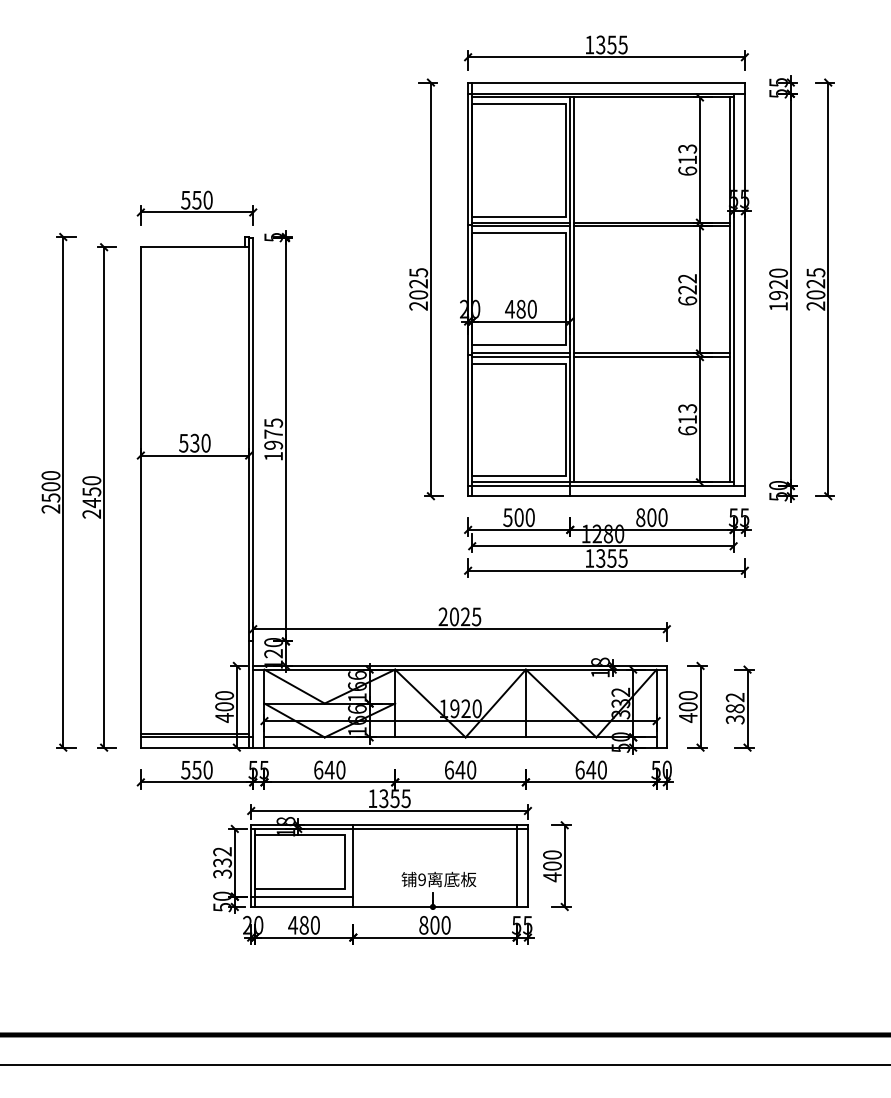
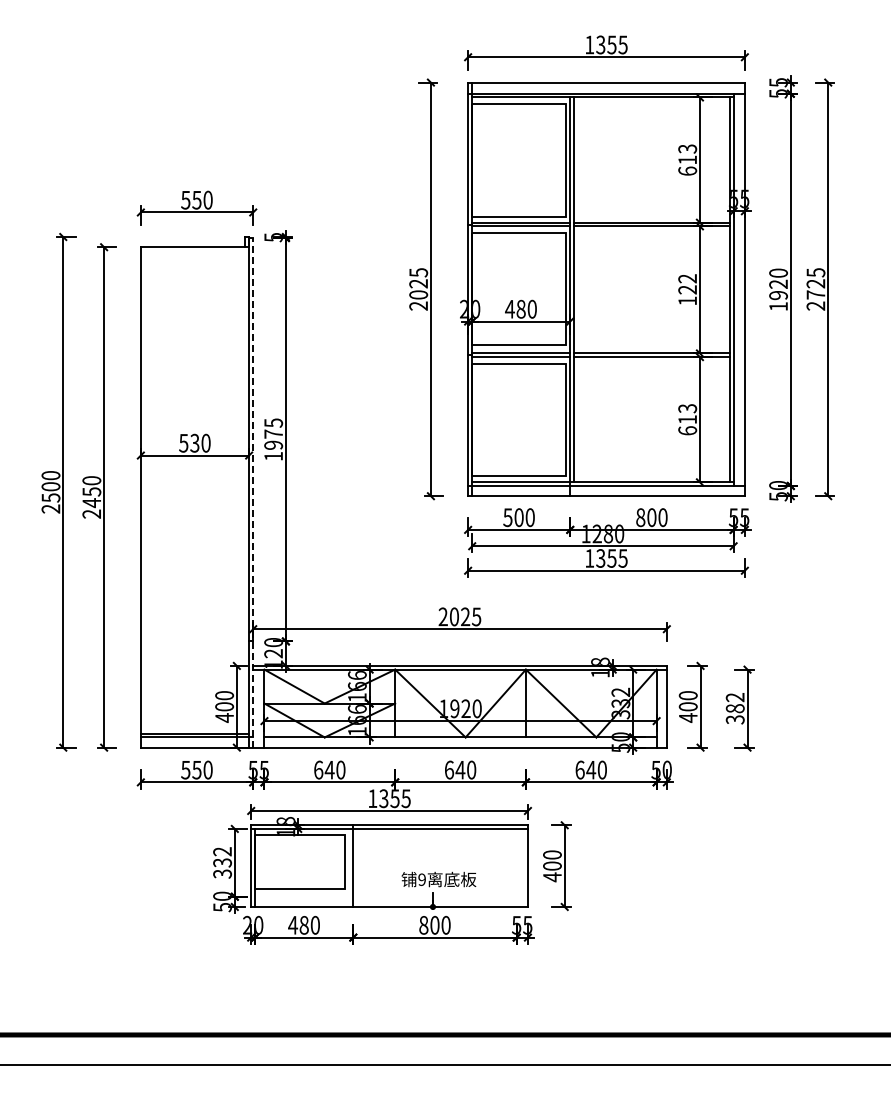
text: 2025 -> 2725 (815, 294)
text: 622 -> 122 (687, 300)
line: solid -> dashed (253, 492)
line: present -> none (516, 865)
line: present -> none (302, 896)
